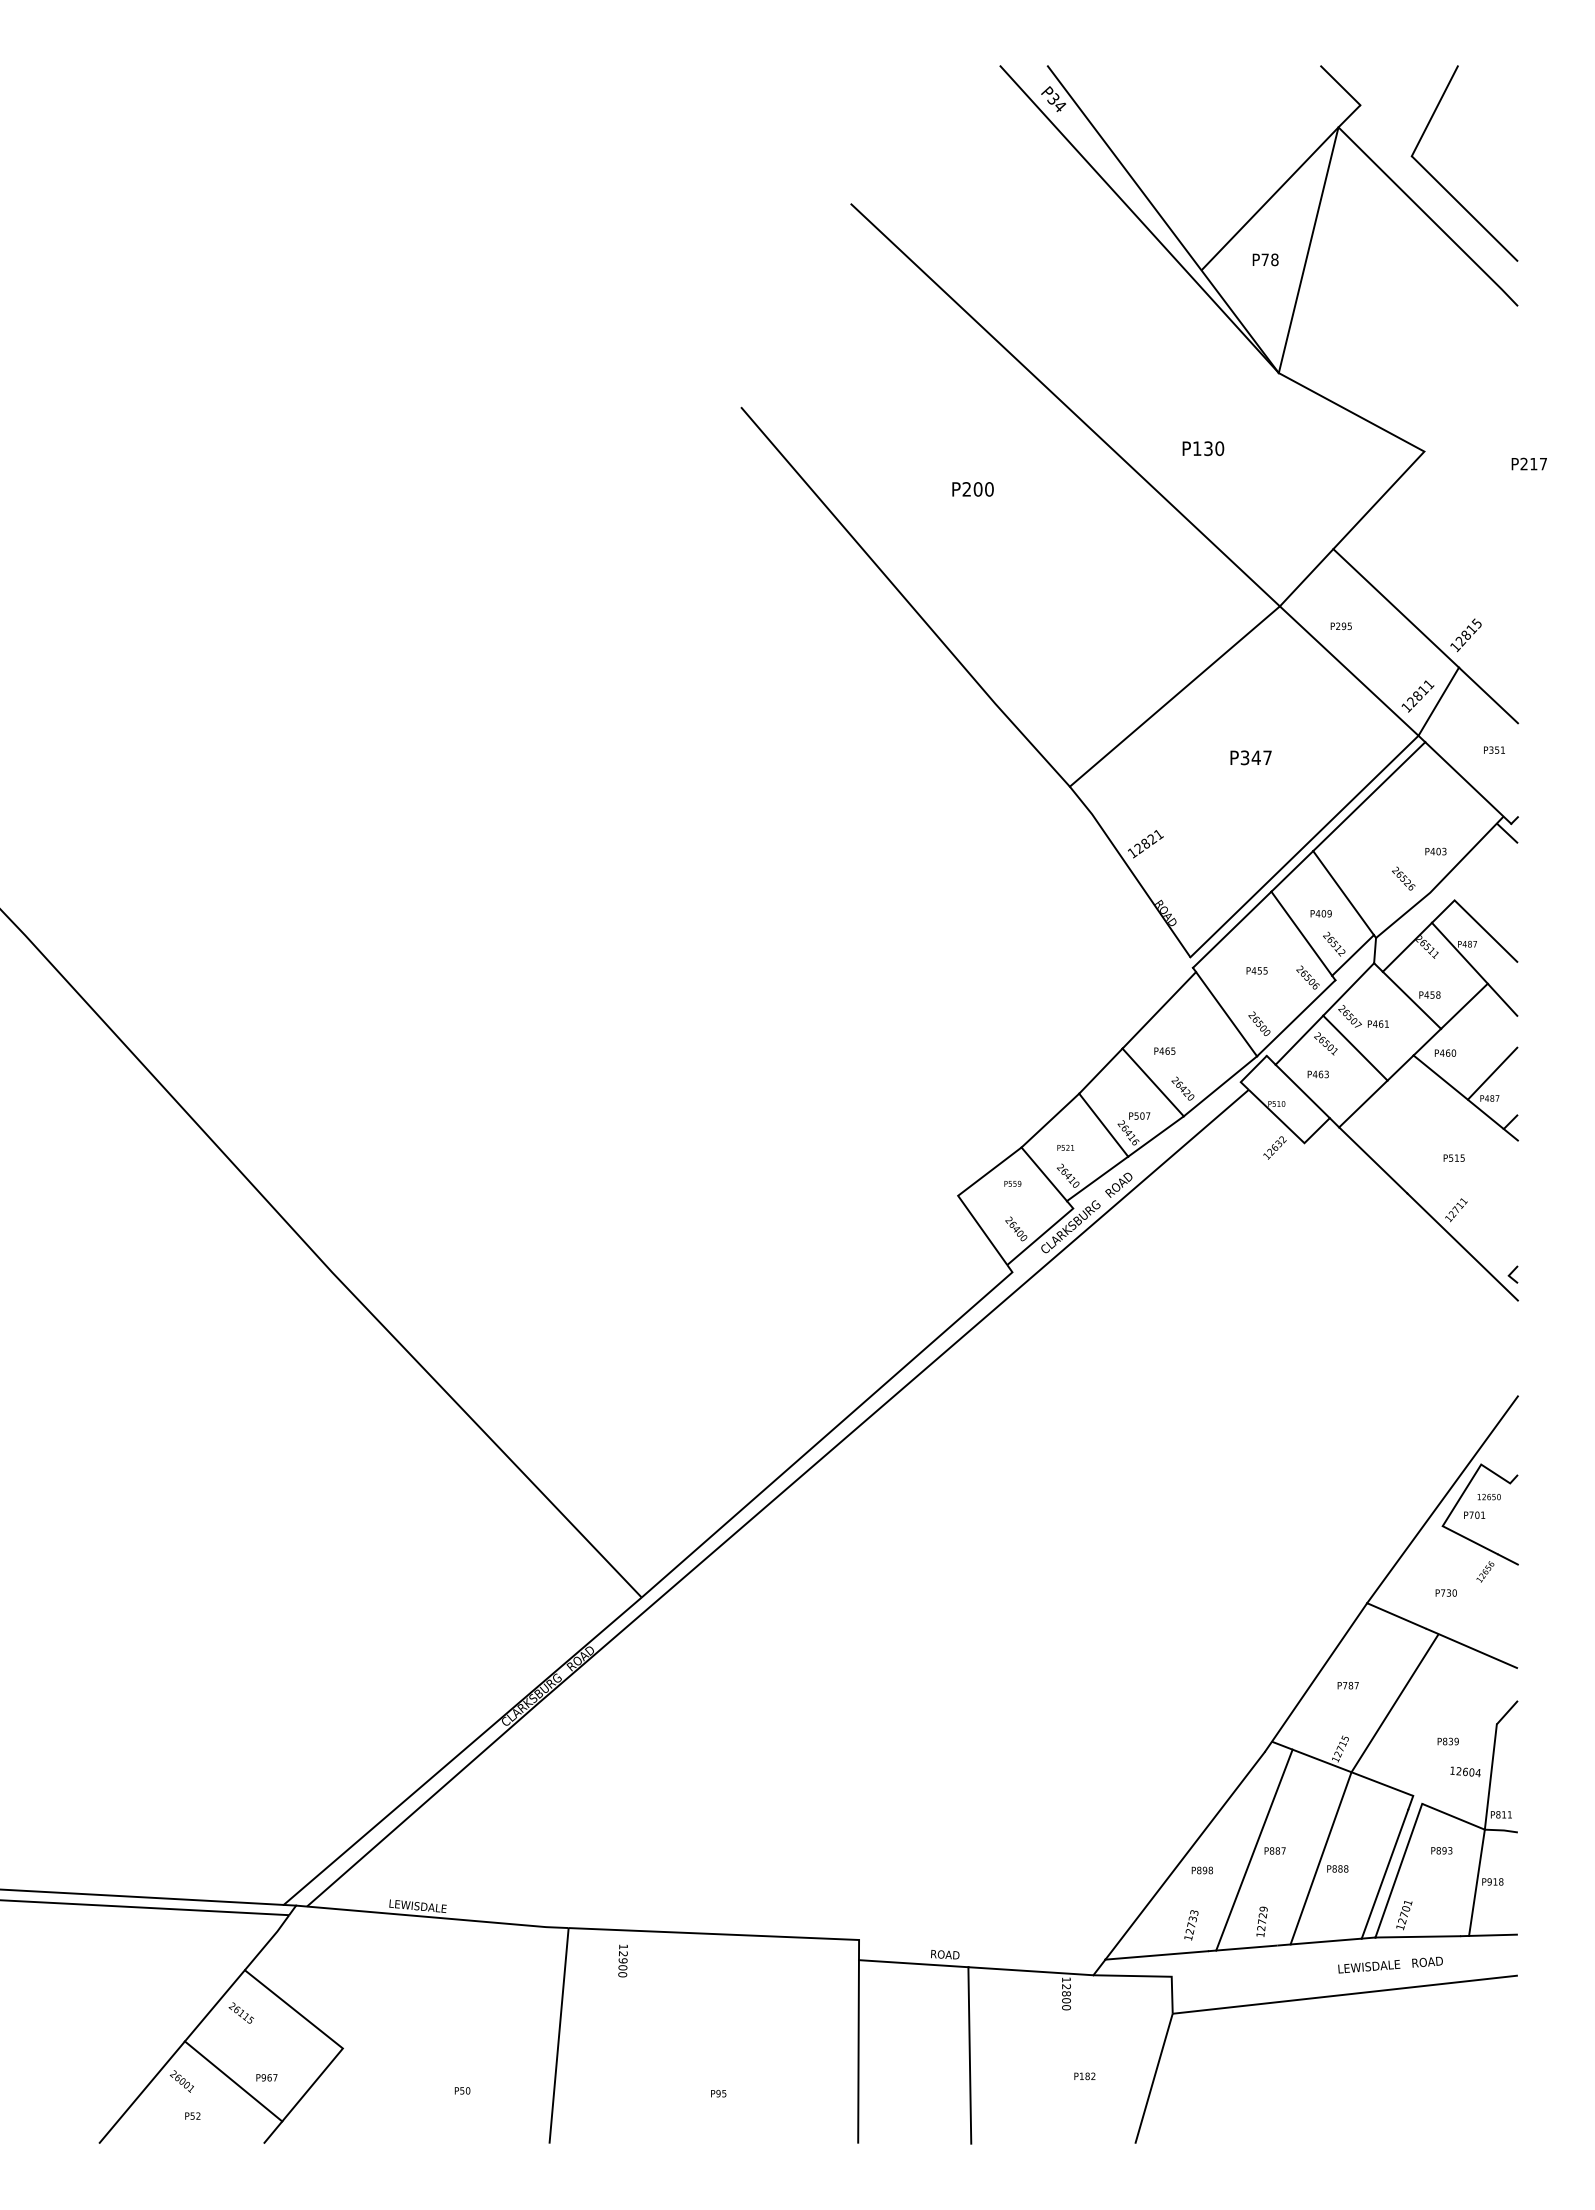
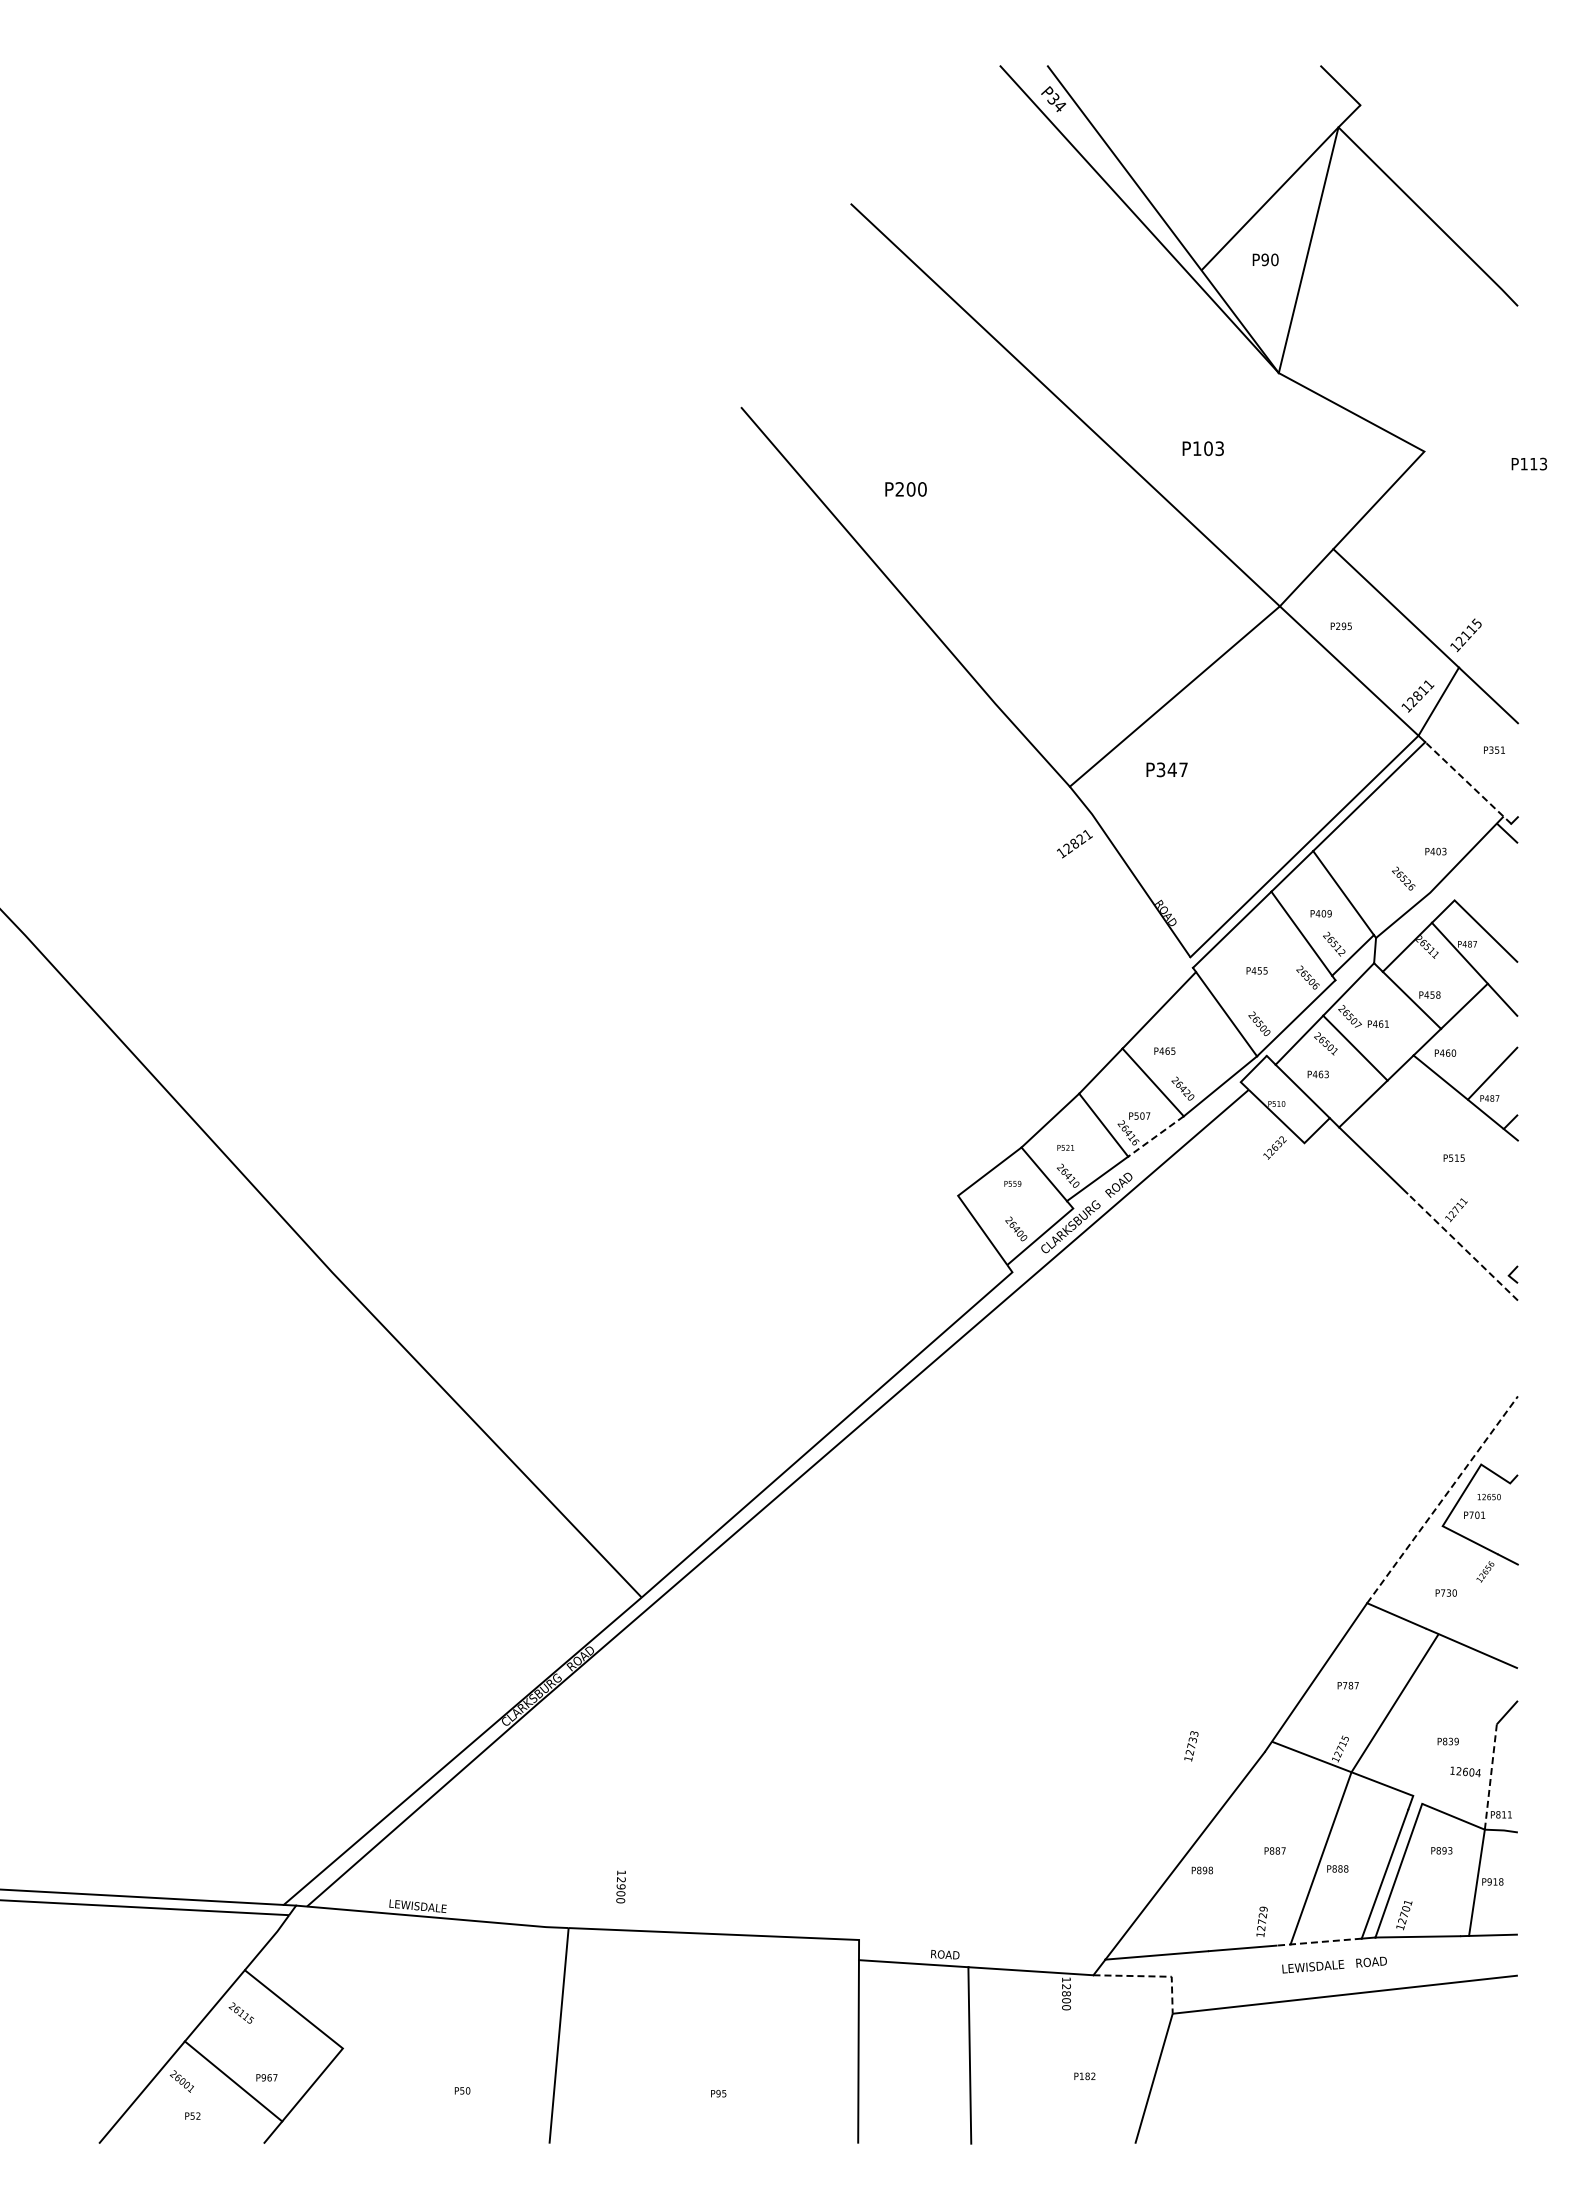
part: present -> none (1442, 185)
text: P78 -> P90 (1269, 259)
text: P130 -> P103 (1214, 448)
text: P217 -> P113 (1533, 463)
text position: (972, 489) -> (905, 489) (905, 489)
text: 12815 -> 12115 (1466, 635)
text position: (1250, 757) -> (1166, 769) (1166, 769)
line: solid -> dashed (1467, 782)
text position: (1145, 844) -> (1074, 844) (1074, 844)
line: solid -> dashed (1155, 1136)
line: solid -> dashed (1462, 1247)
line: solid -> dashed (1442, 1499)
line: solid -> dashed (1490, 1777)
line: present -> none (1254, 1849)
text position: (1191, 1925) -> (1191, 1746) (1191, 1746)
line: solid -> dashed (1318, 1942)
text position: (622, 1960) -> (620, 1886) (620, 1886)
text position: (1390, 1964) -> (1334, 1964) (1334, 1964)
line: solid -> dashed (1151, 1976)
